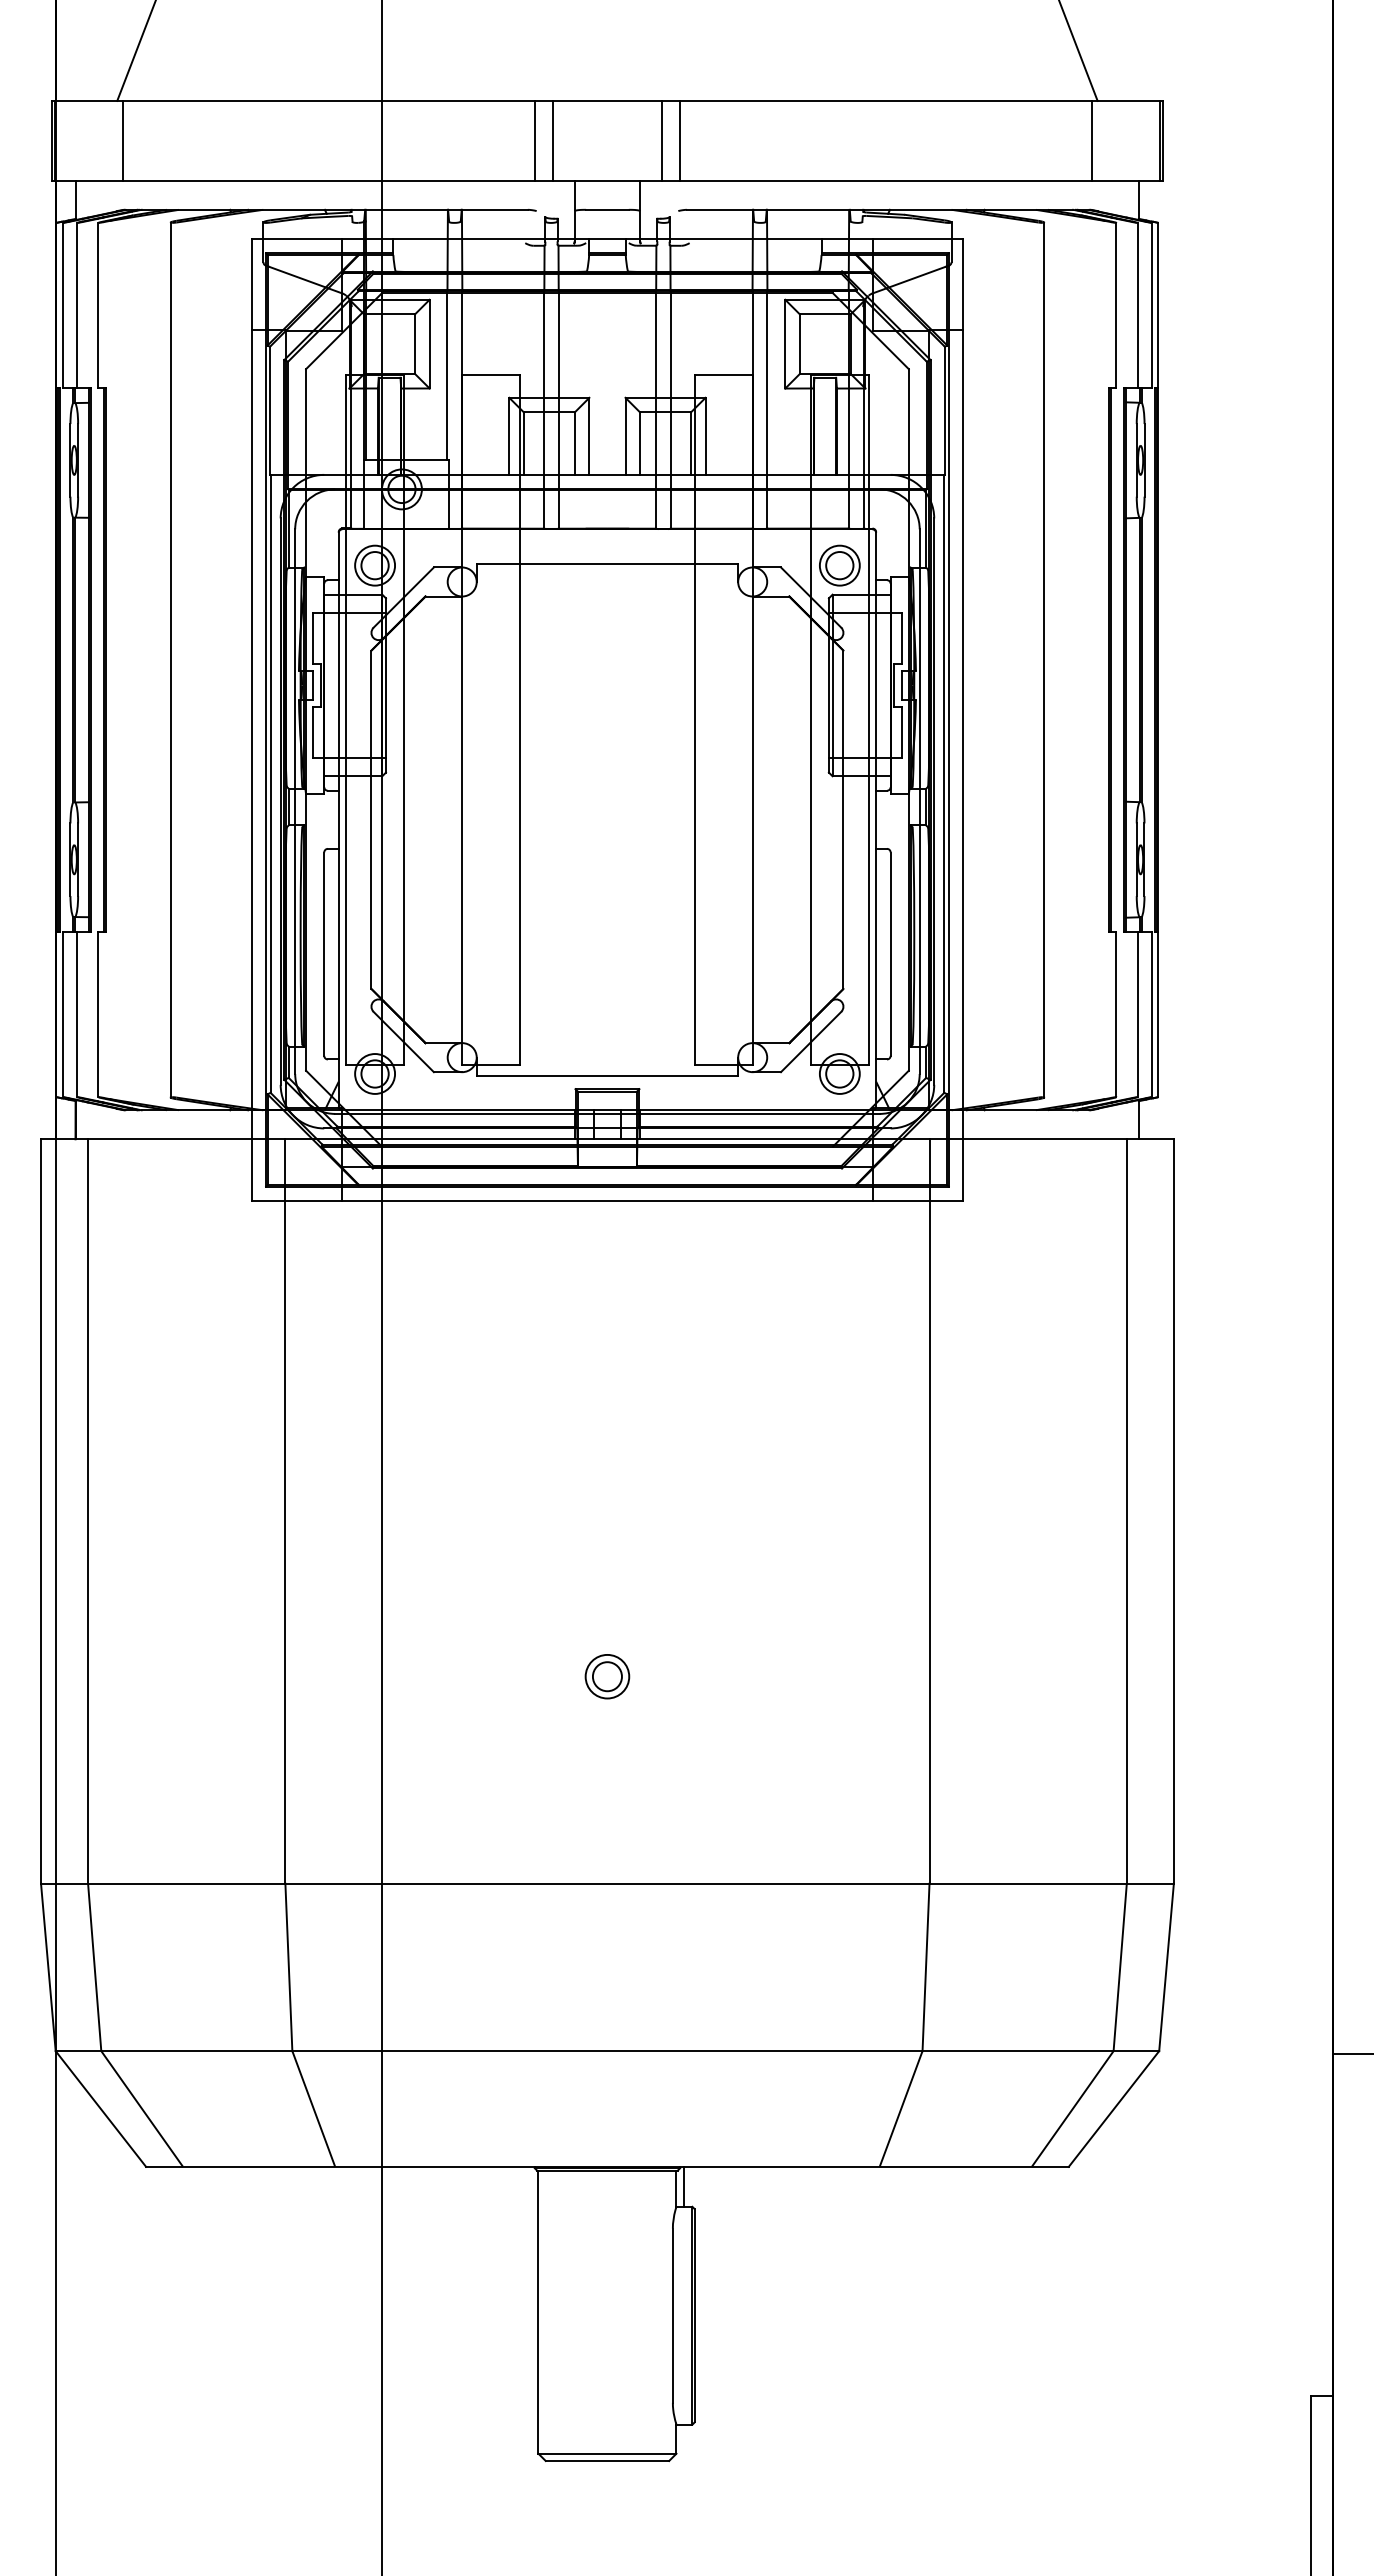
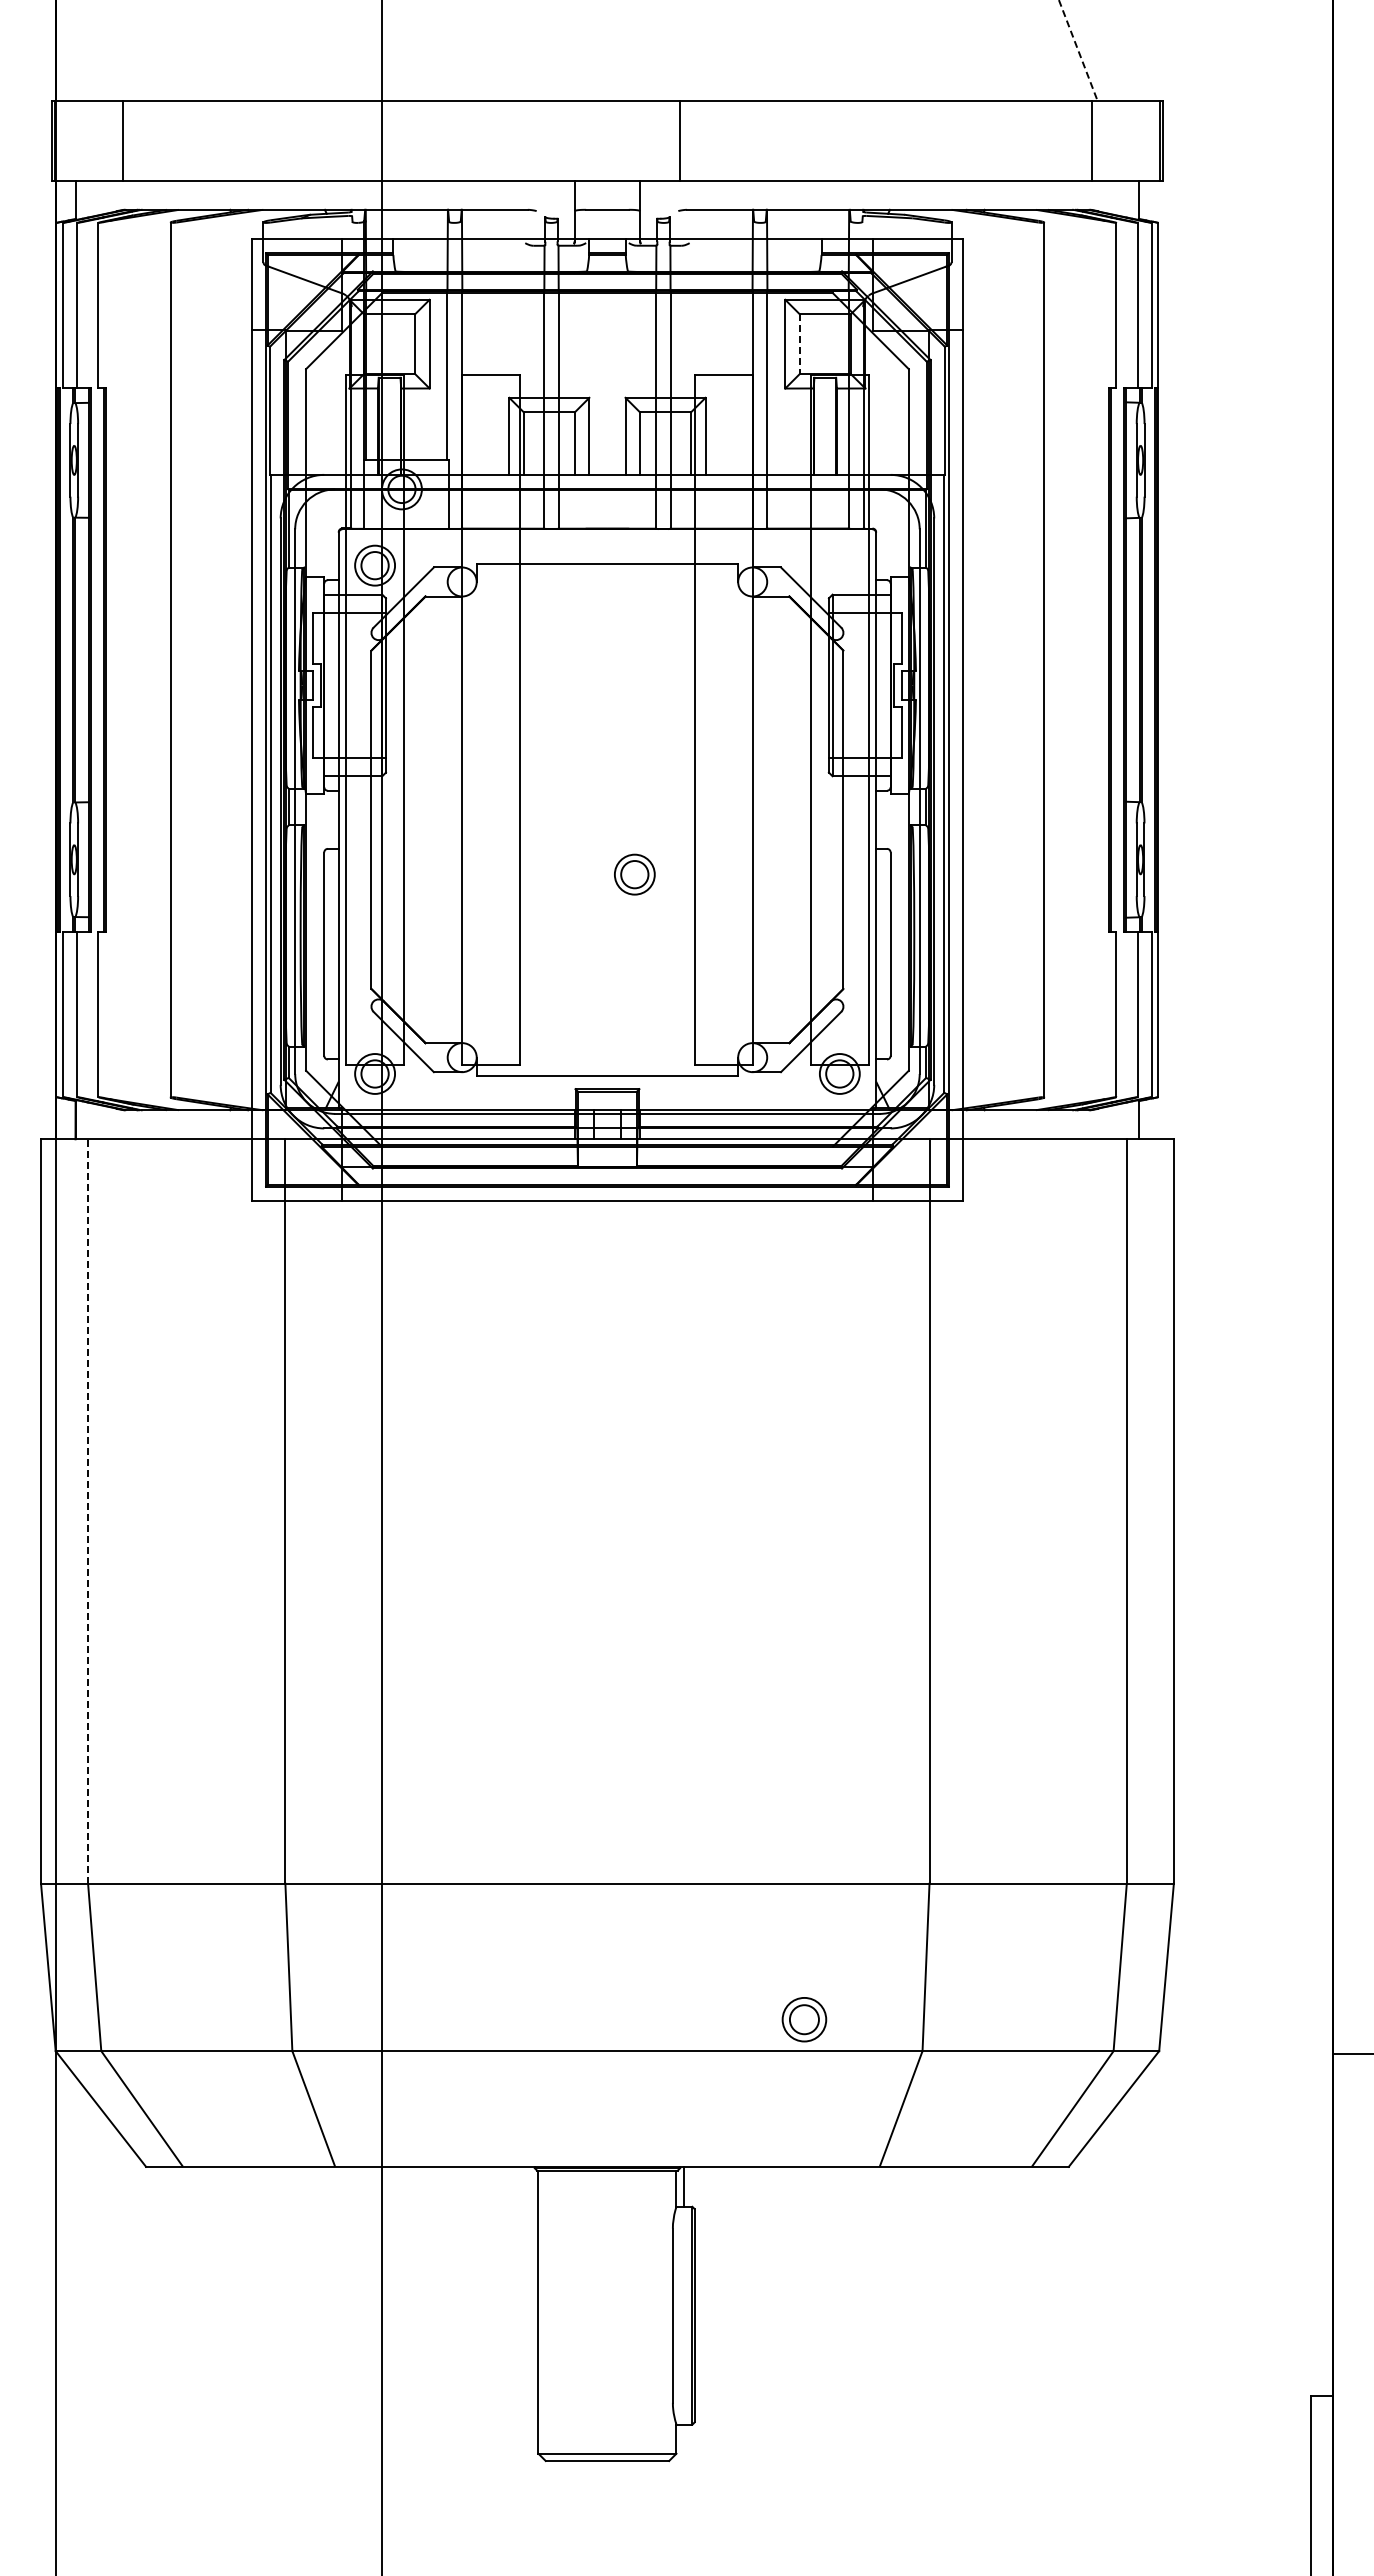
line: solid -> dashed (1078, 50)
line: present -> none (136, 51)
line: present -> none (534, 140)
line: present -> none (552, 140)
line: present -> none (661, 140)
line: solid -> dashed (799, 344)
part position: (839, 565) -> (634, 874) (634, 874)
line: solid -> dashed (88, 1511)
part position: (607, 1676) -> (804, 2019) (804, 2019)
